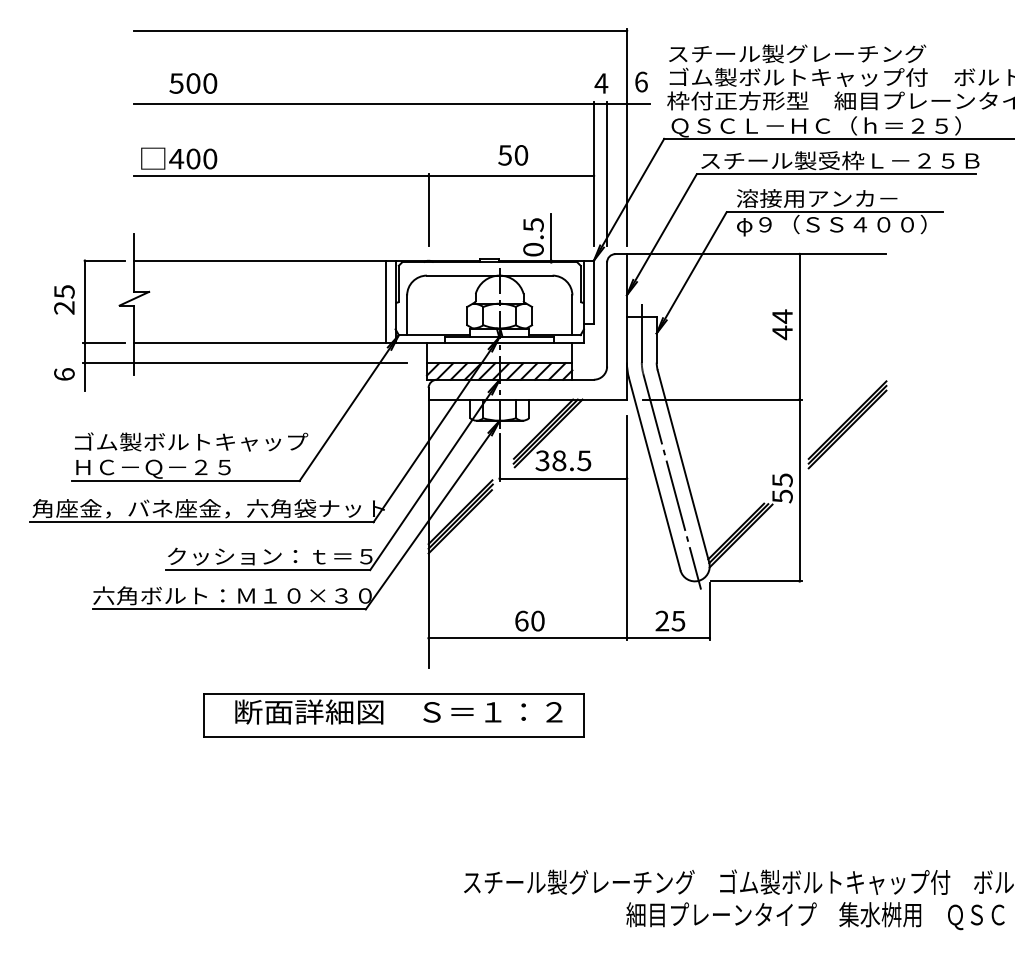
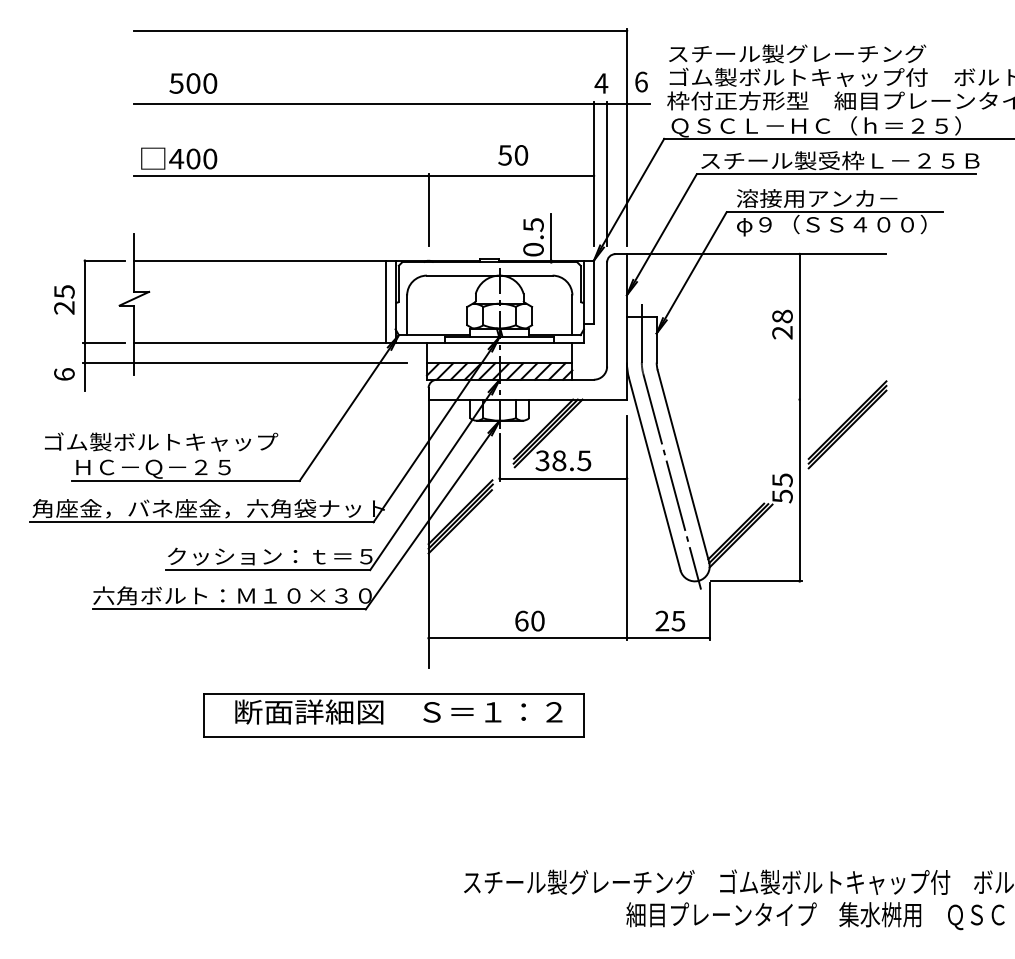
text: 44 -> 28 (782, 324)
line: present -> none (722, 399)
text position: (191, 441) -> (161, 441) (161, 441)
